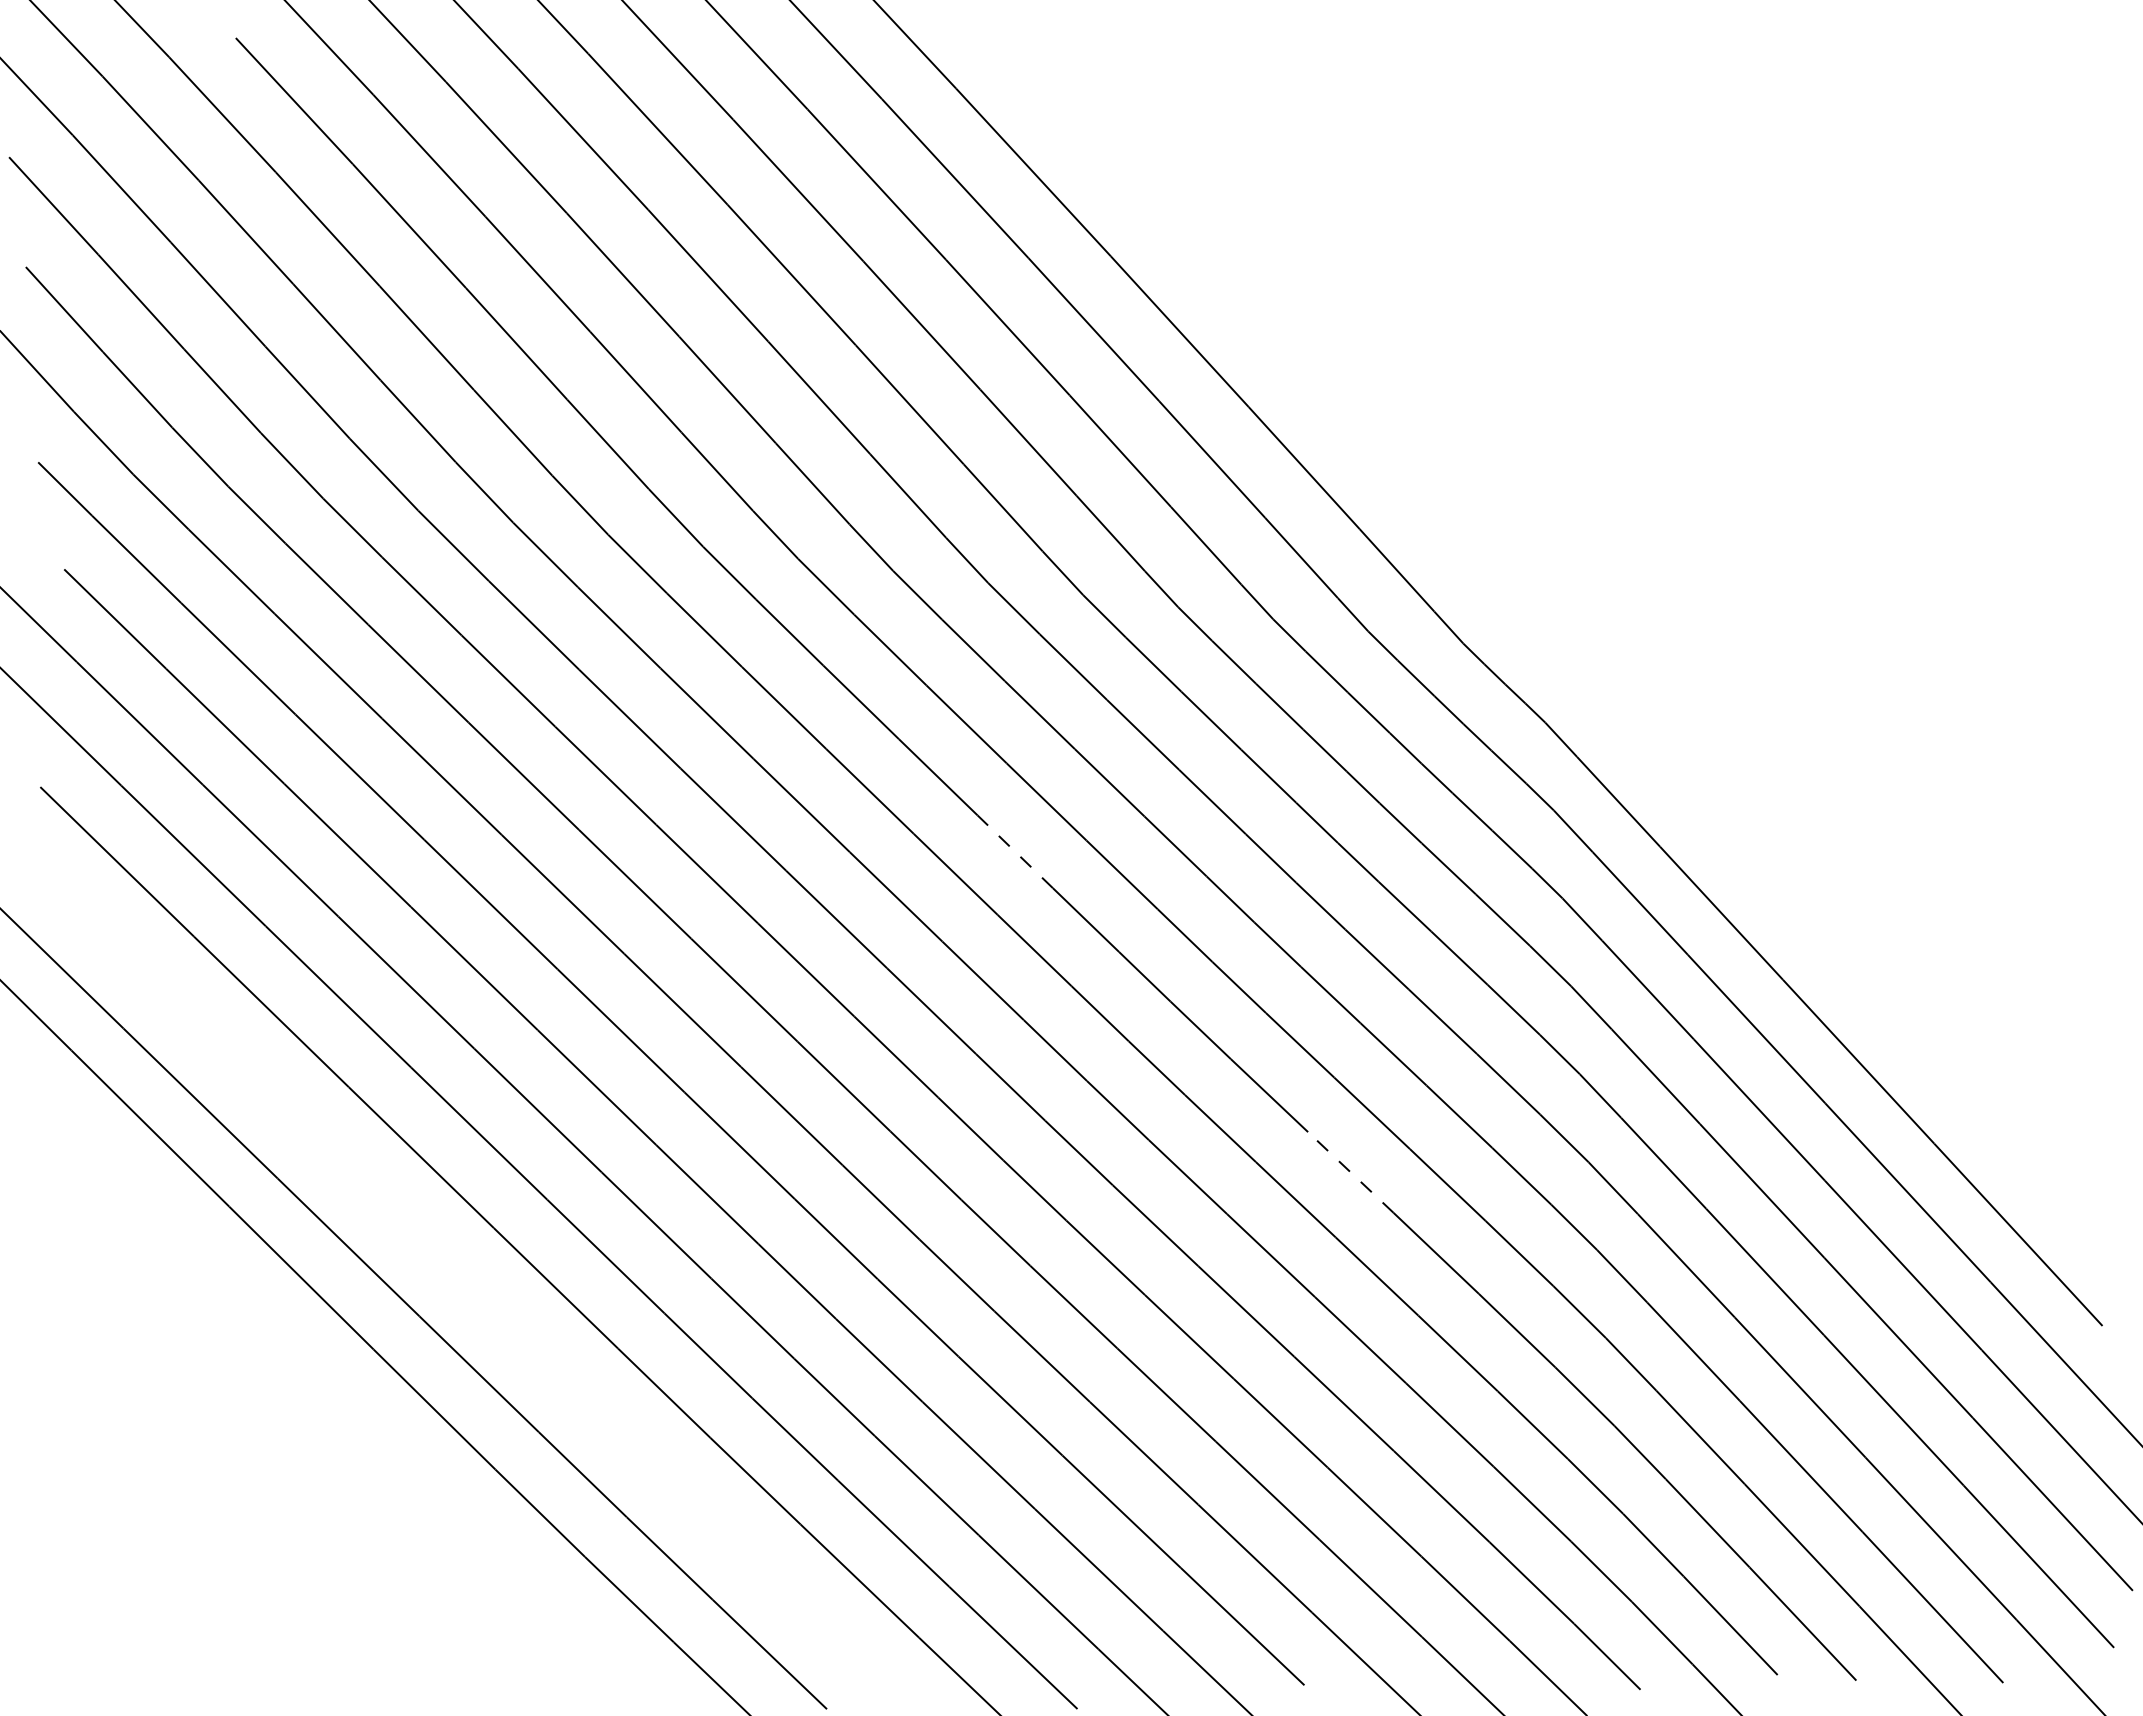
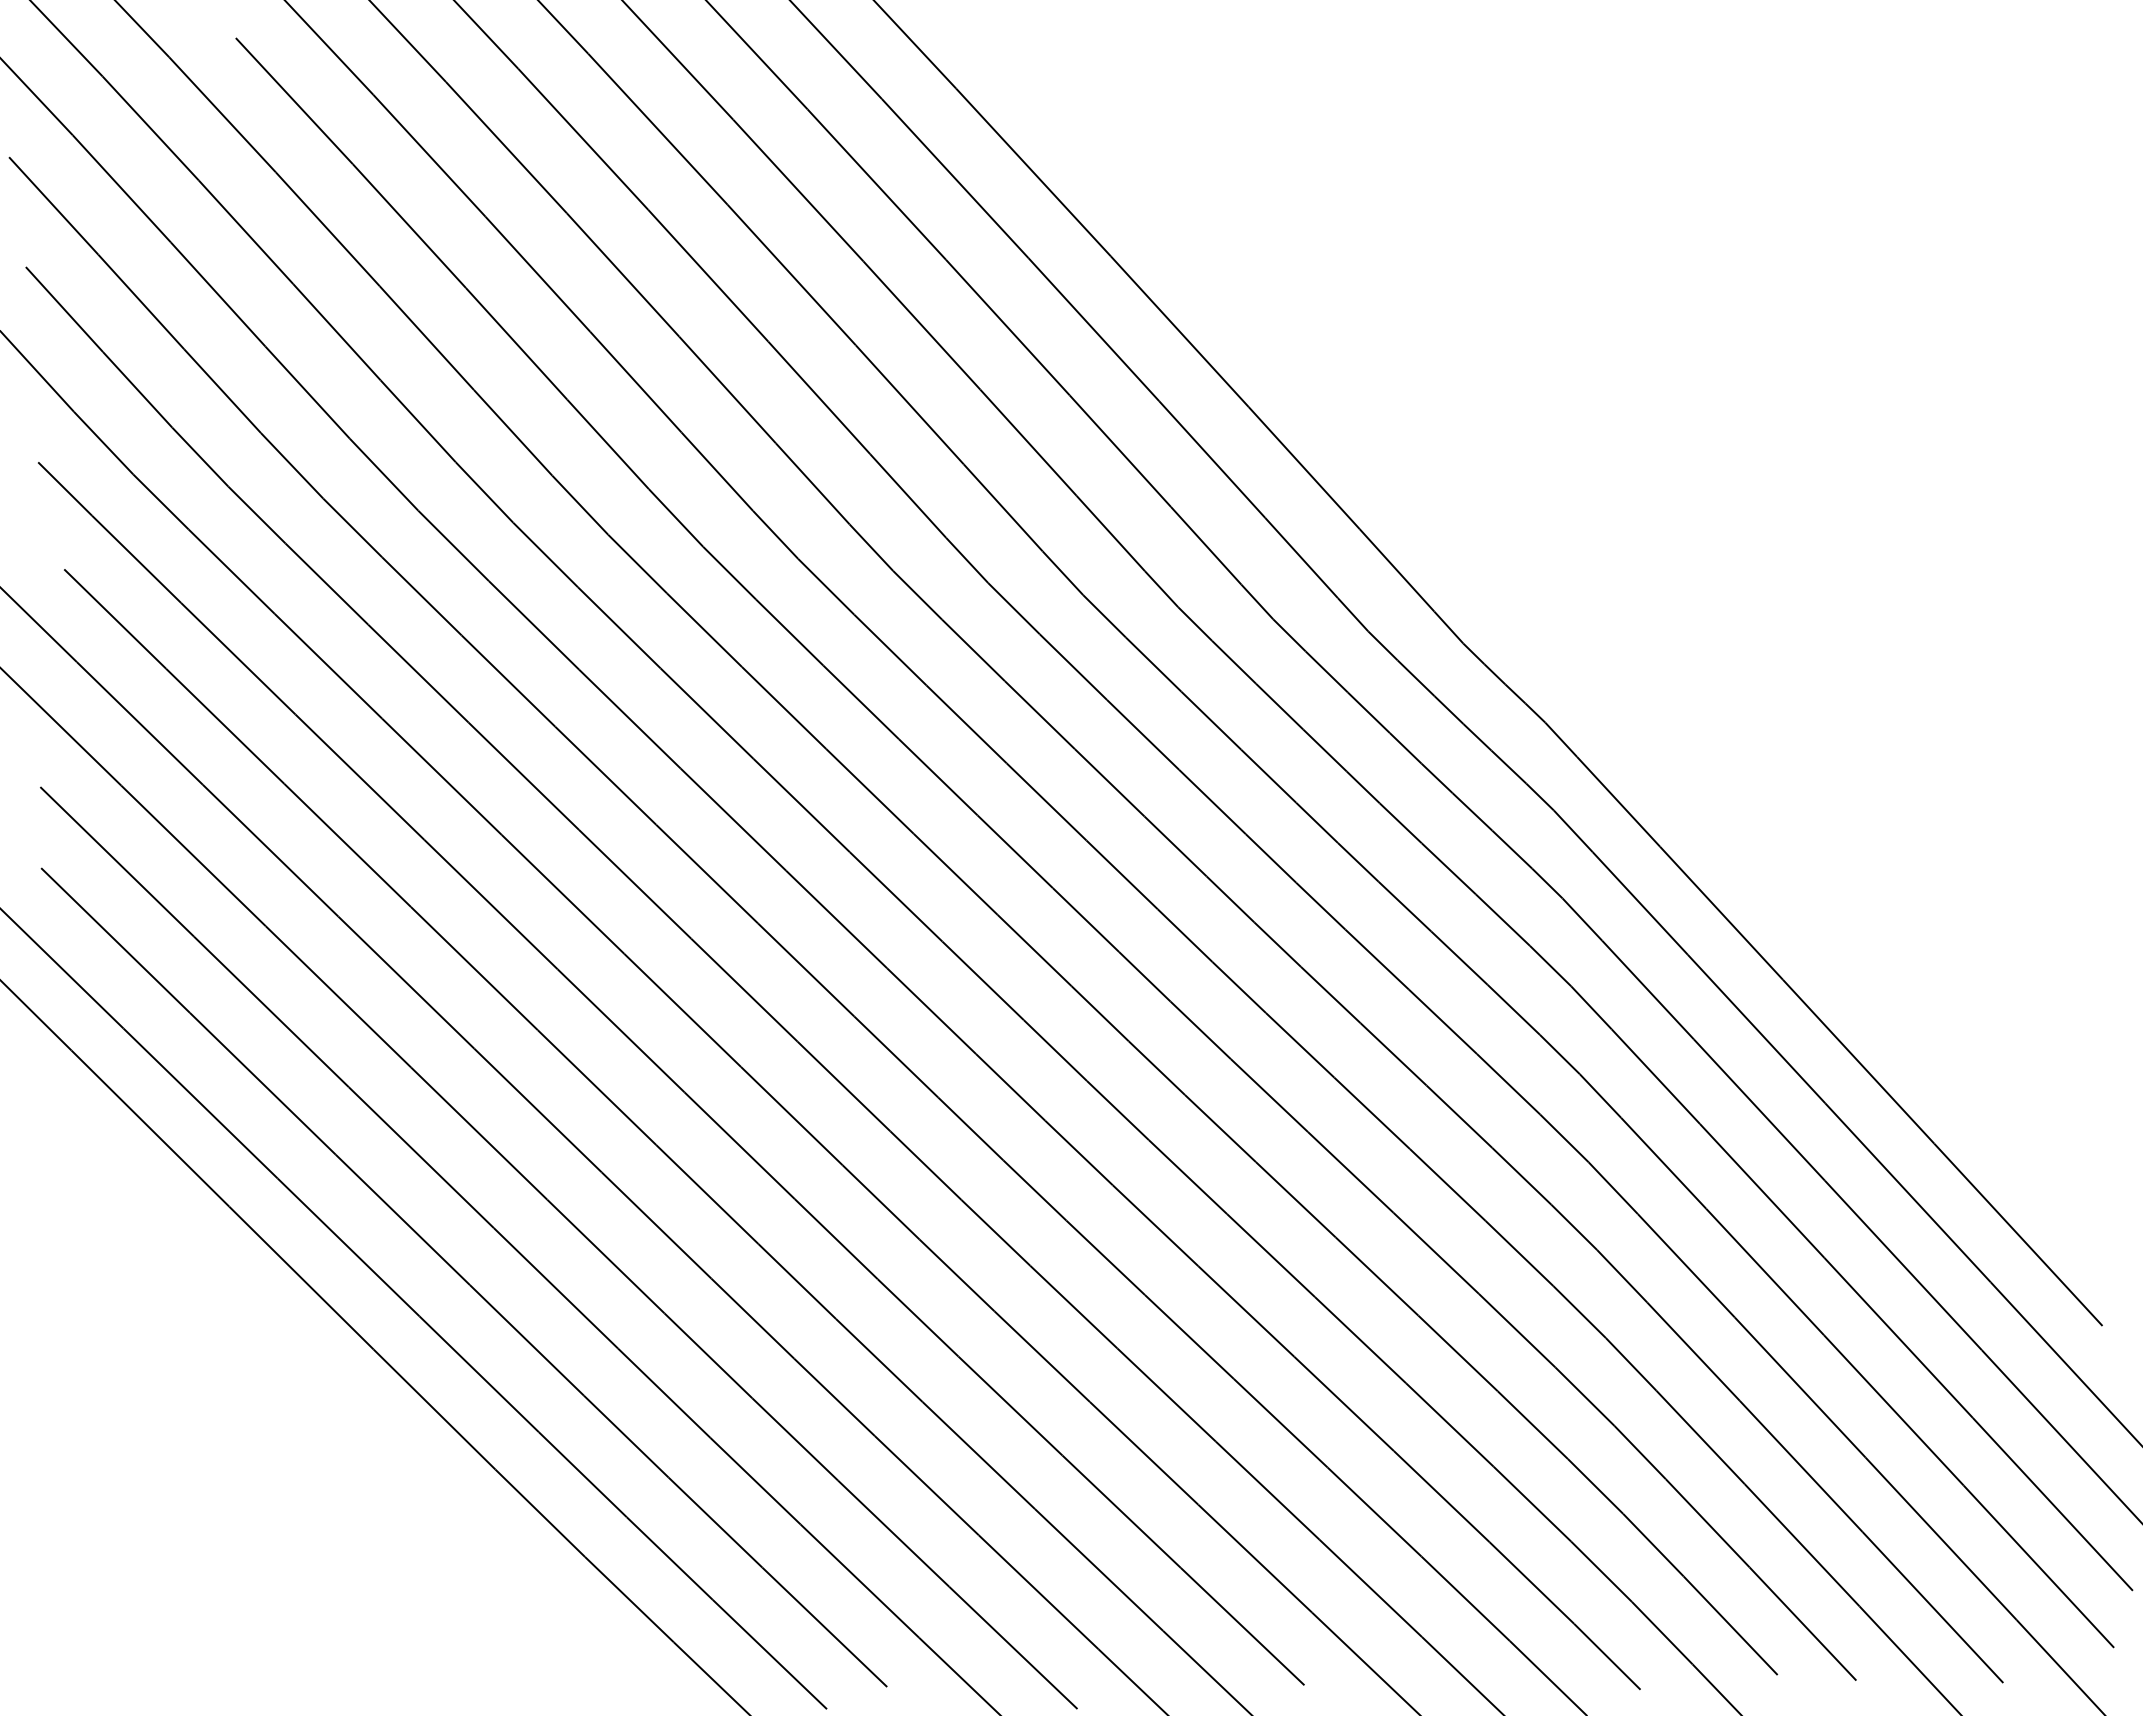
line: dashed -> solid (1014, 851)
line: dashed -> solid (1350, 1172)
part: none -> present (463, 1277)
